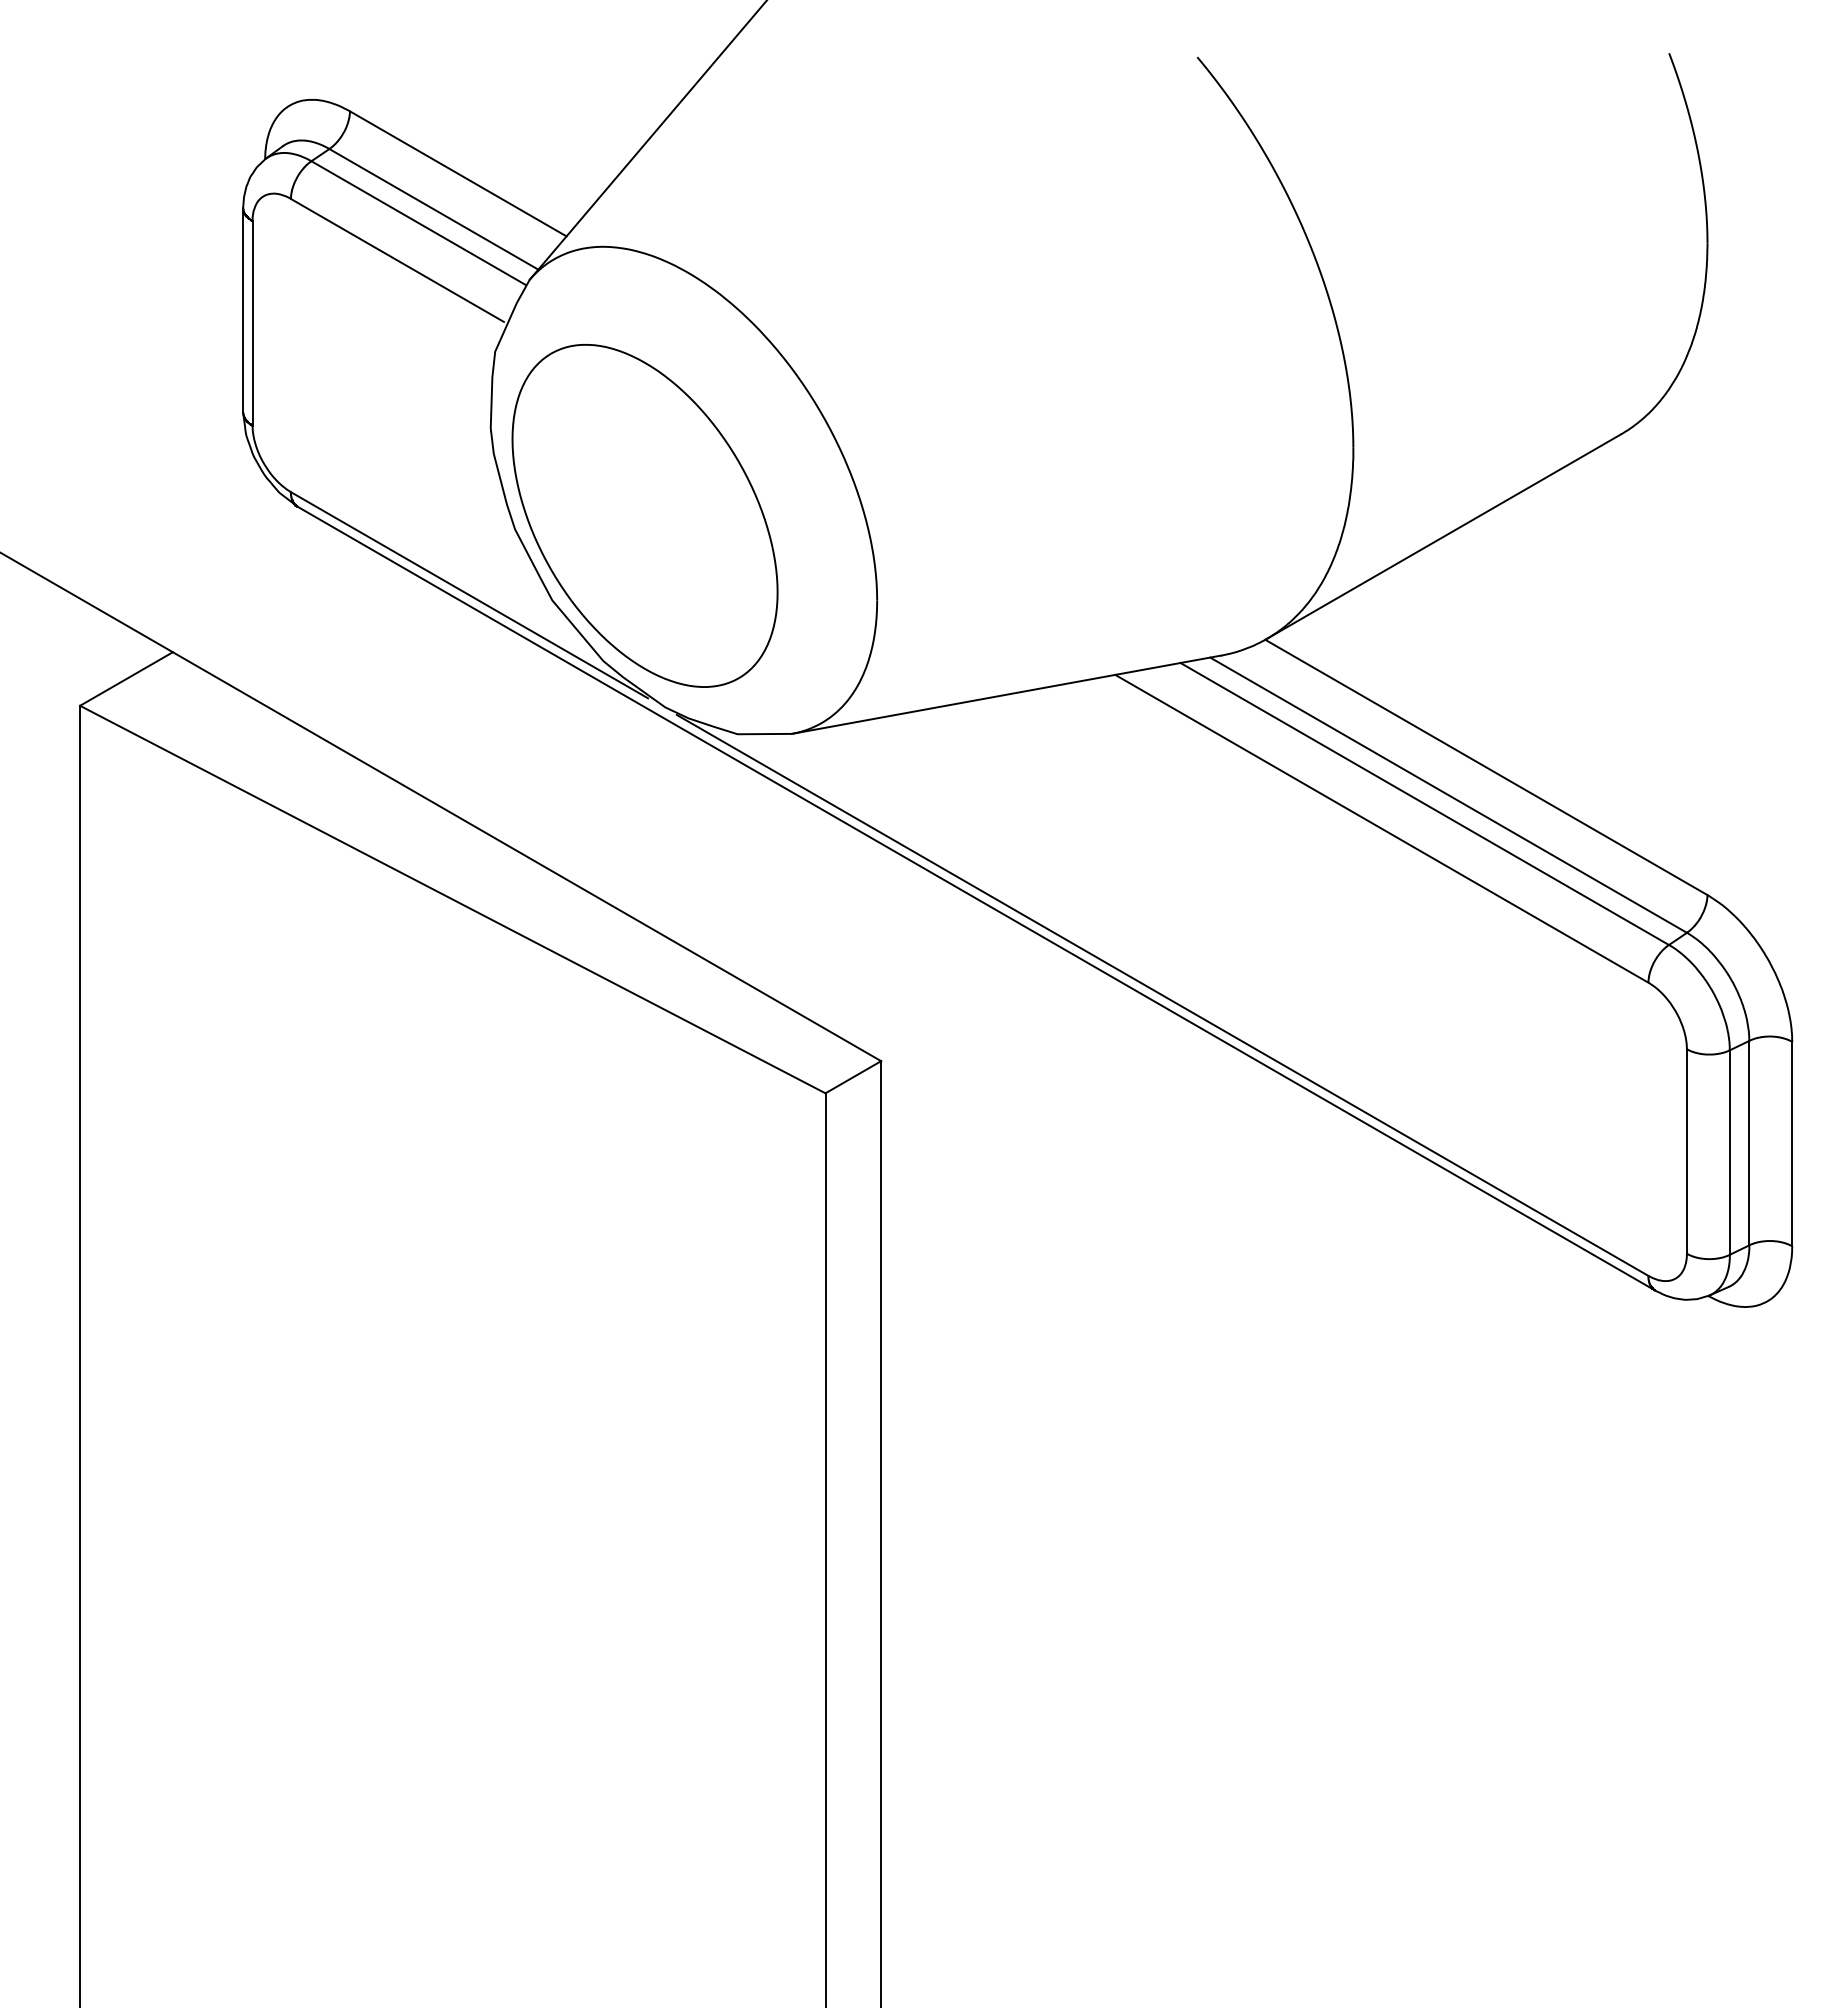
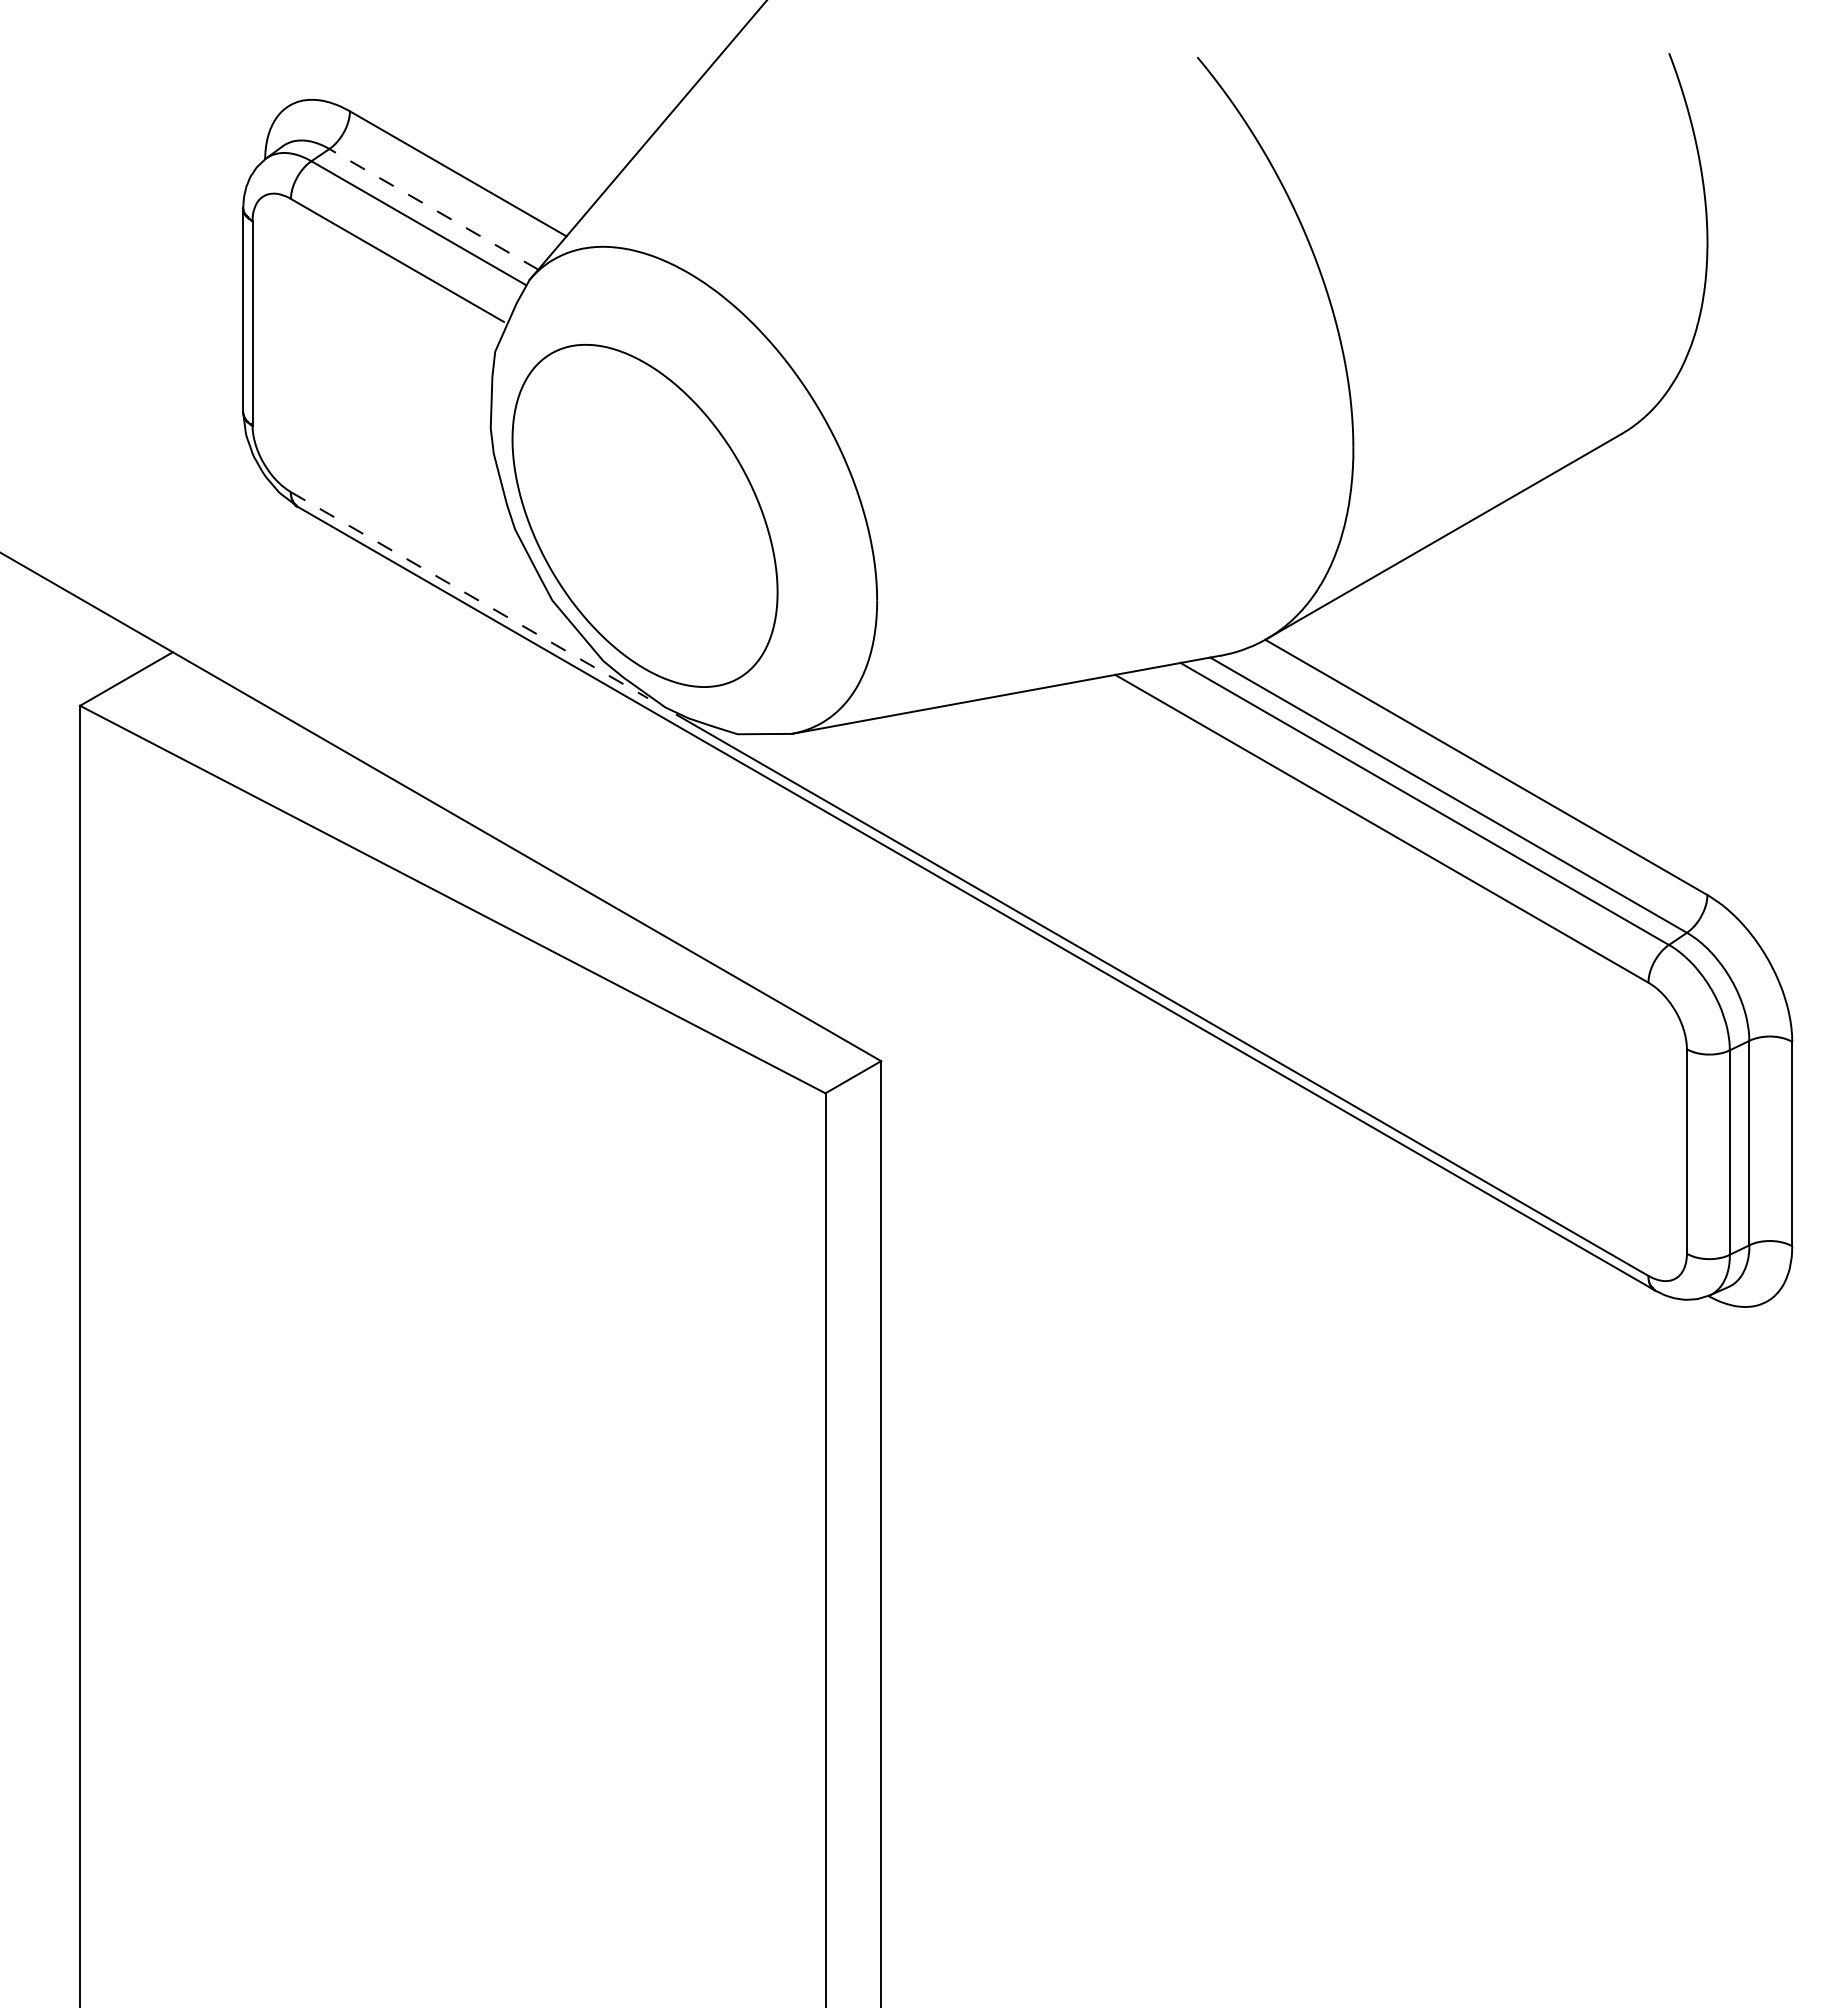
line: solid -> dashed (433, 209)
line: solid -> dashed (469, 595)
